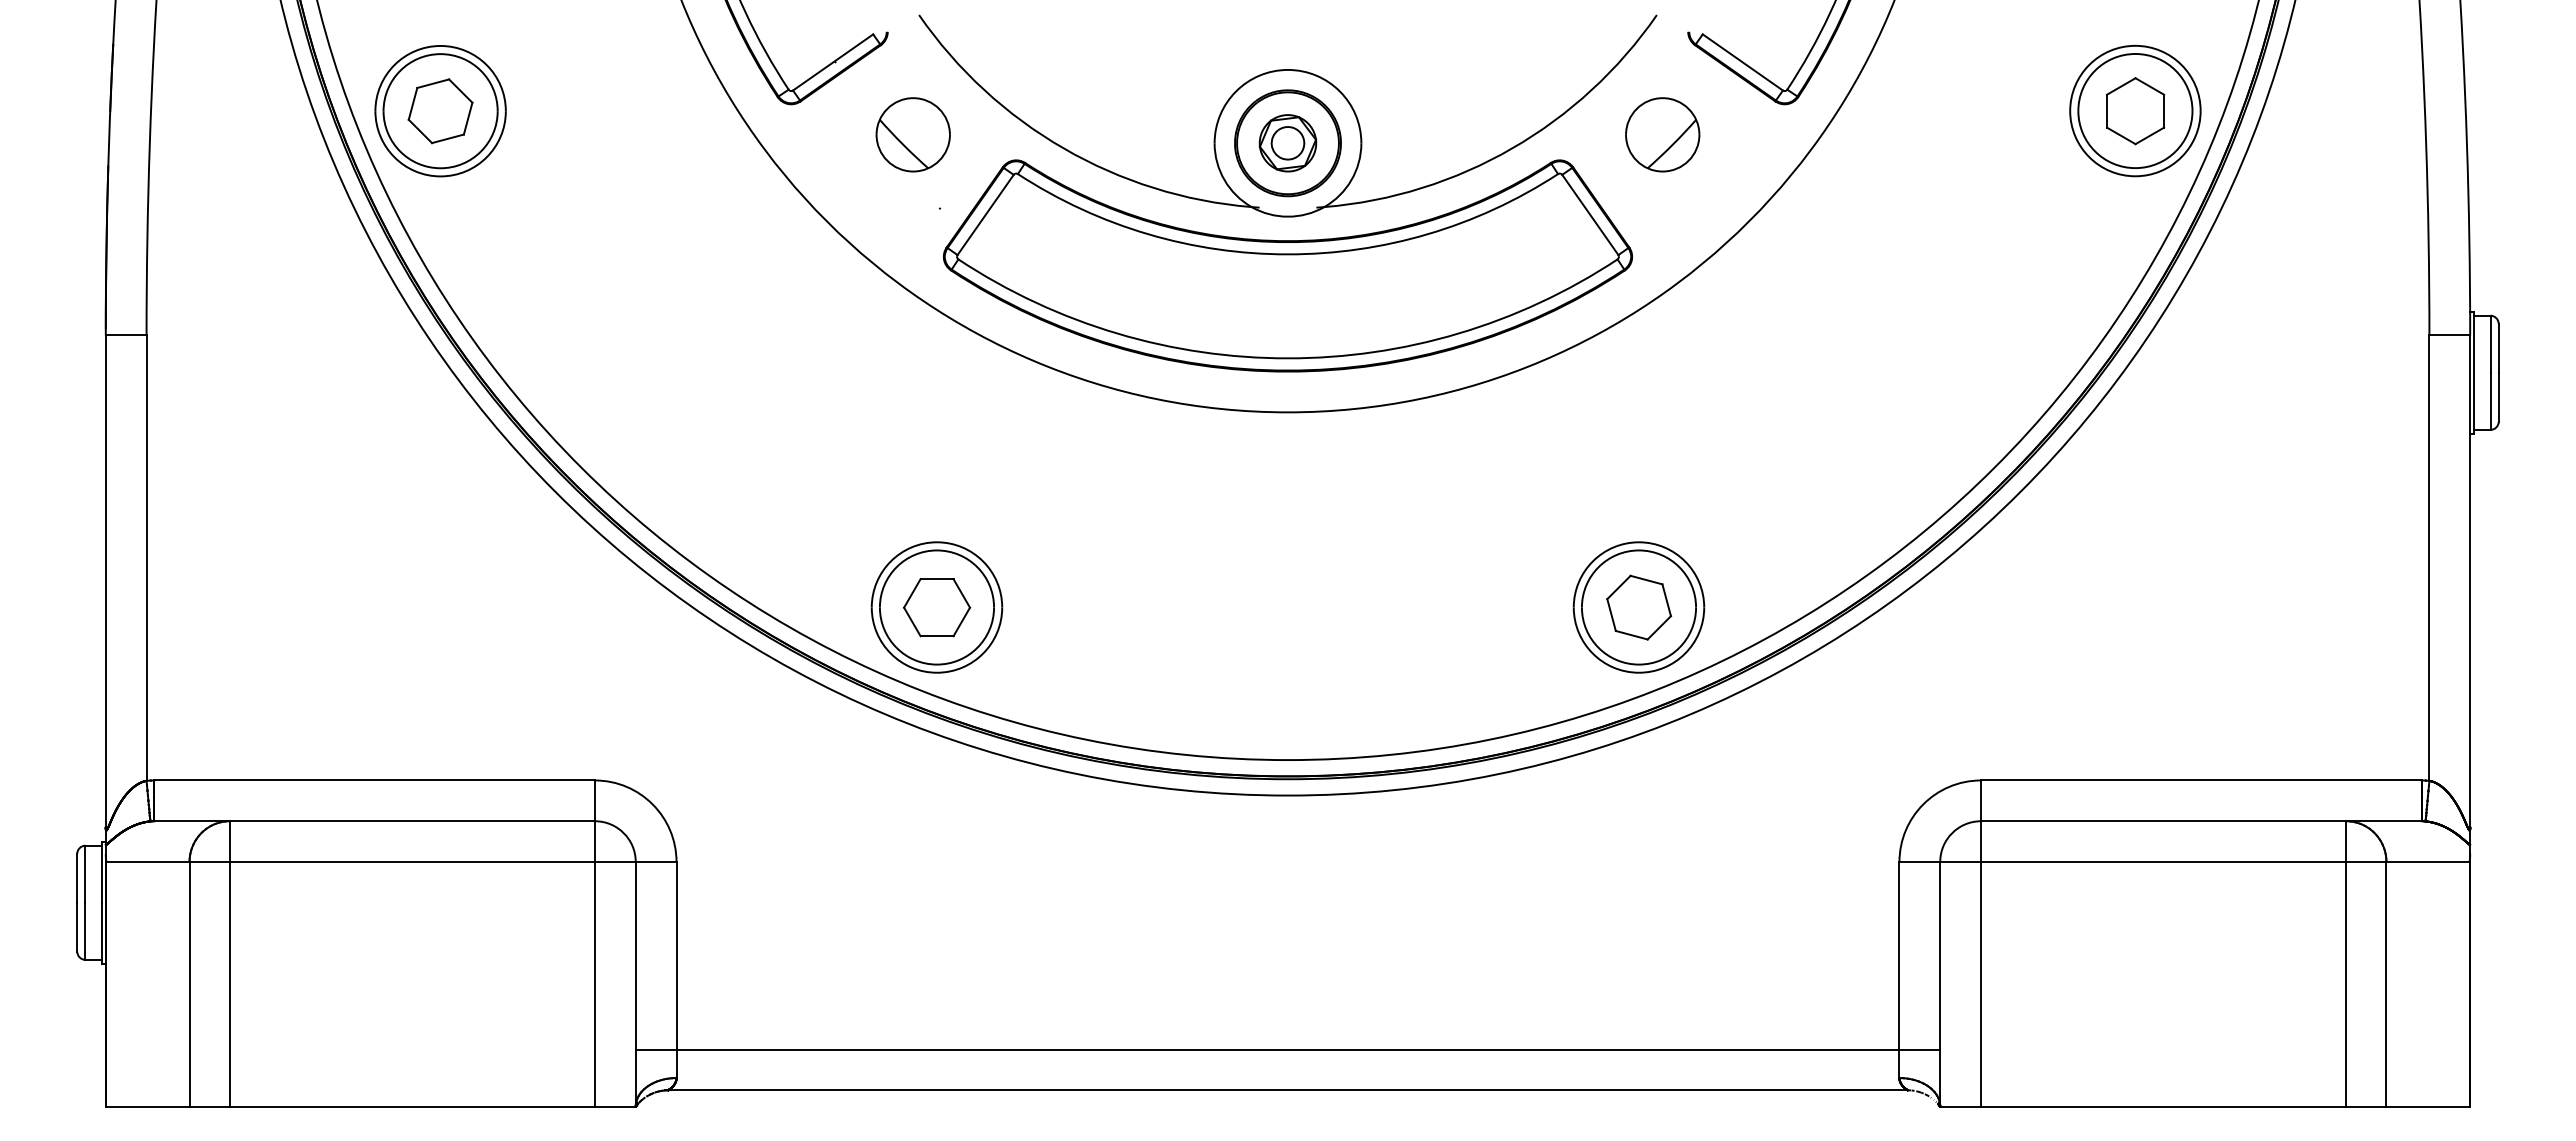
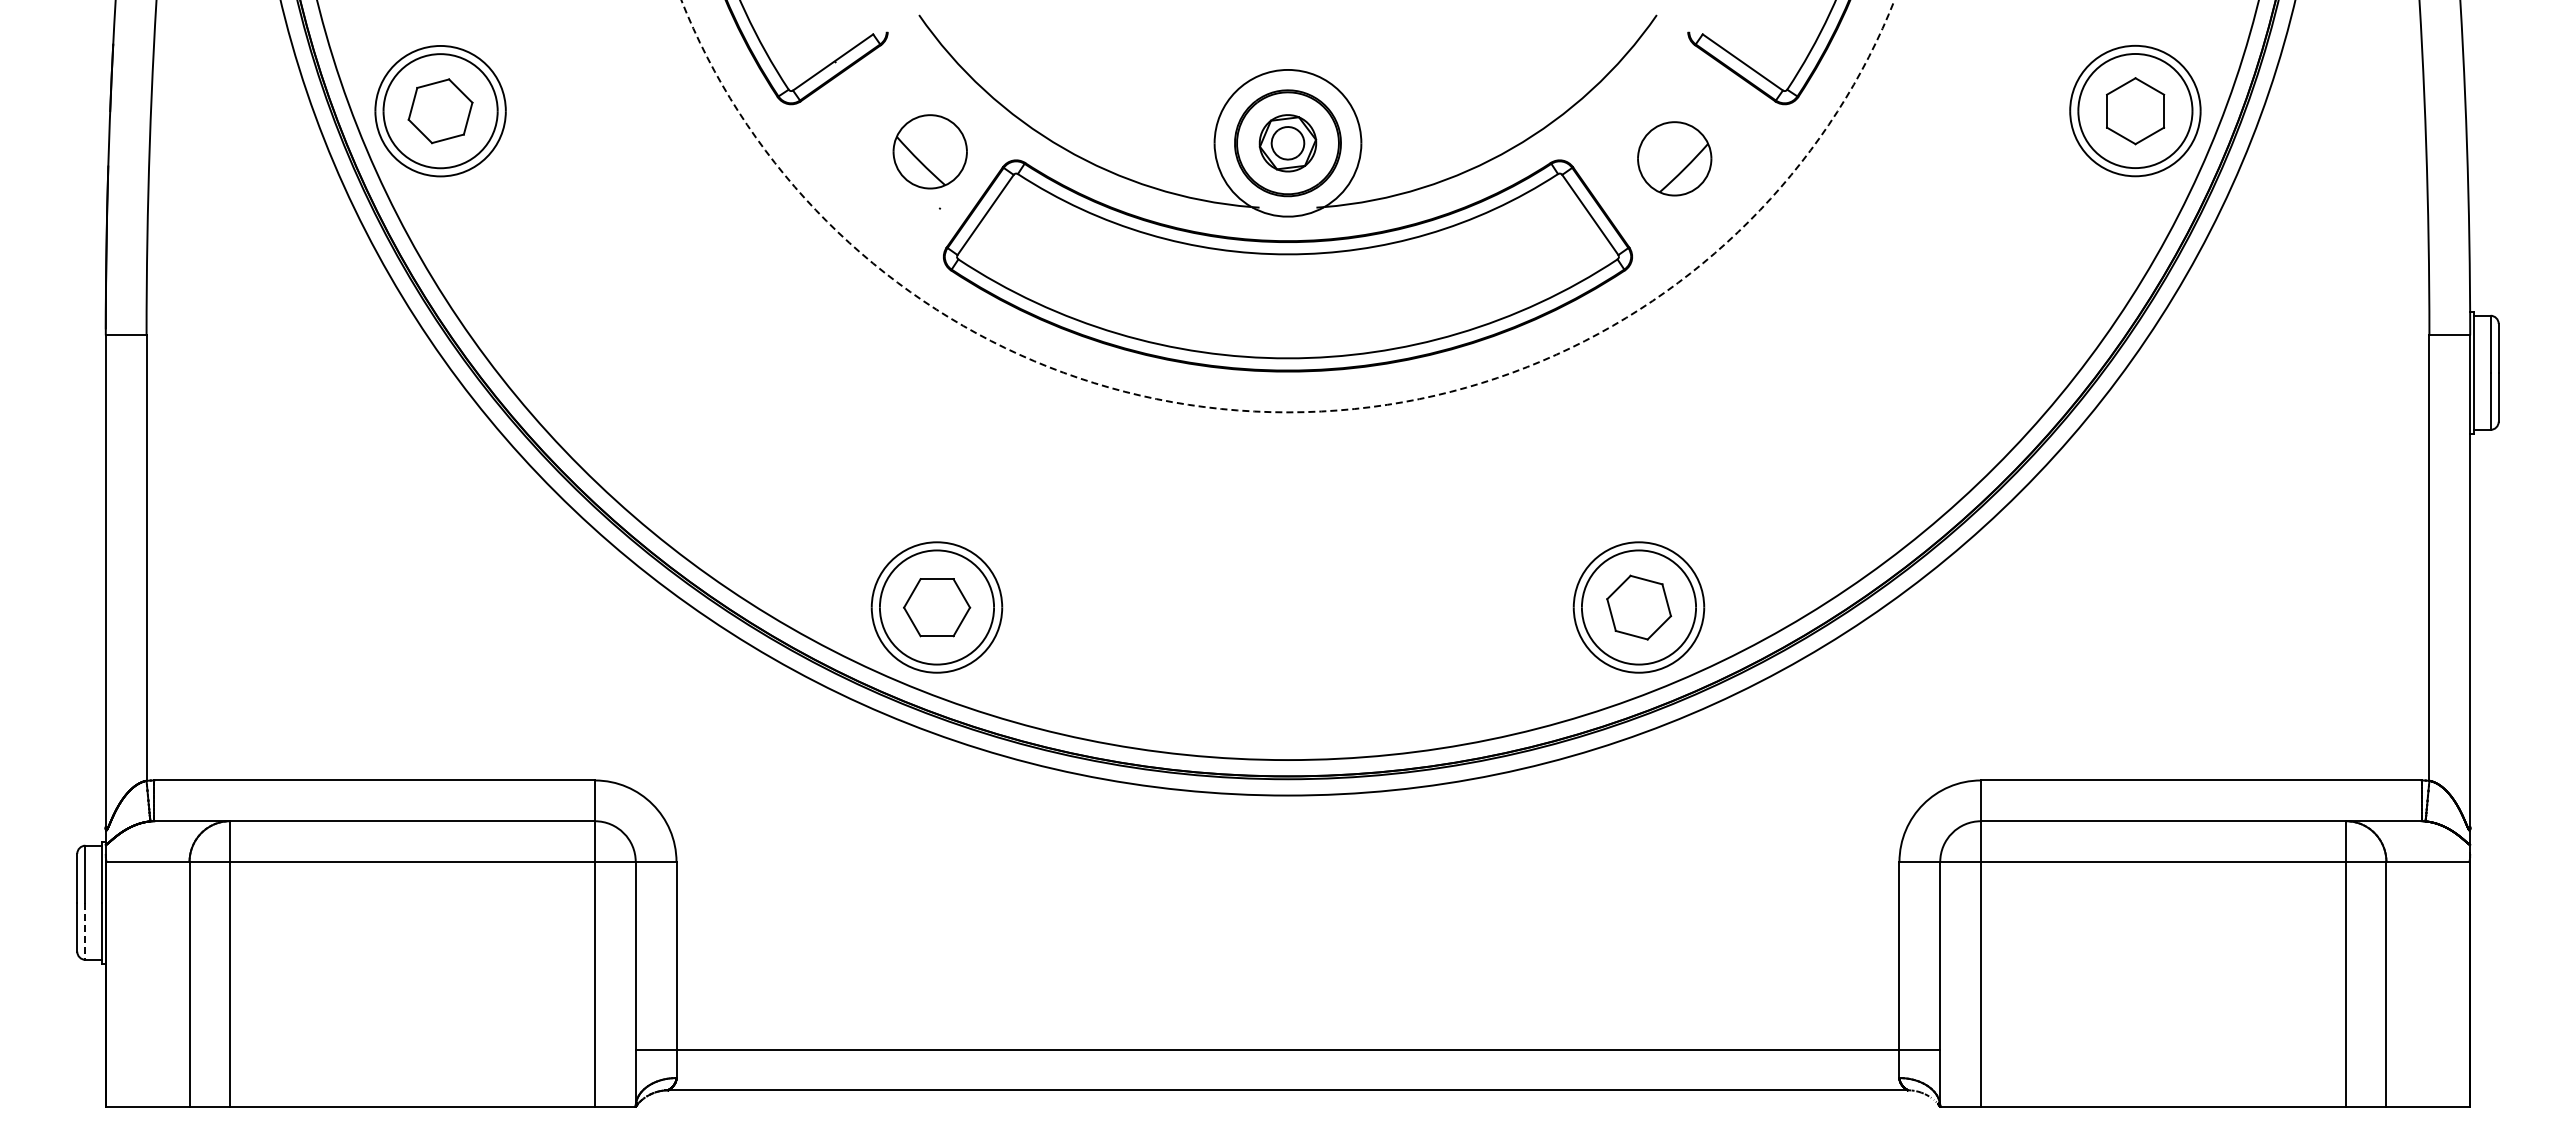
part position: (912, 134) -> (929, 151) (929, 151)
part position: (1662, 134) -> (1674, 158) (1674, 158)
arc: solid -> dashed (1288, 412)
line: solid -> dashed (85, 931)
